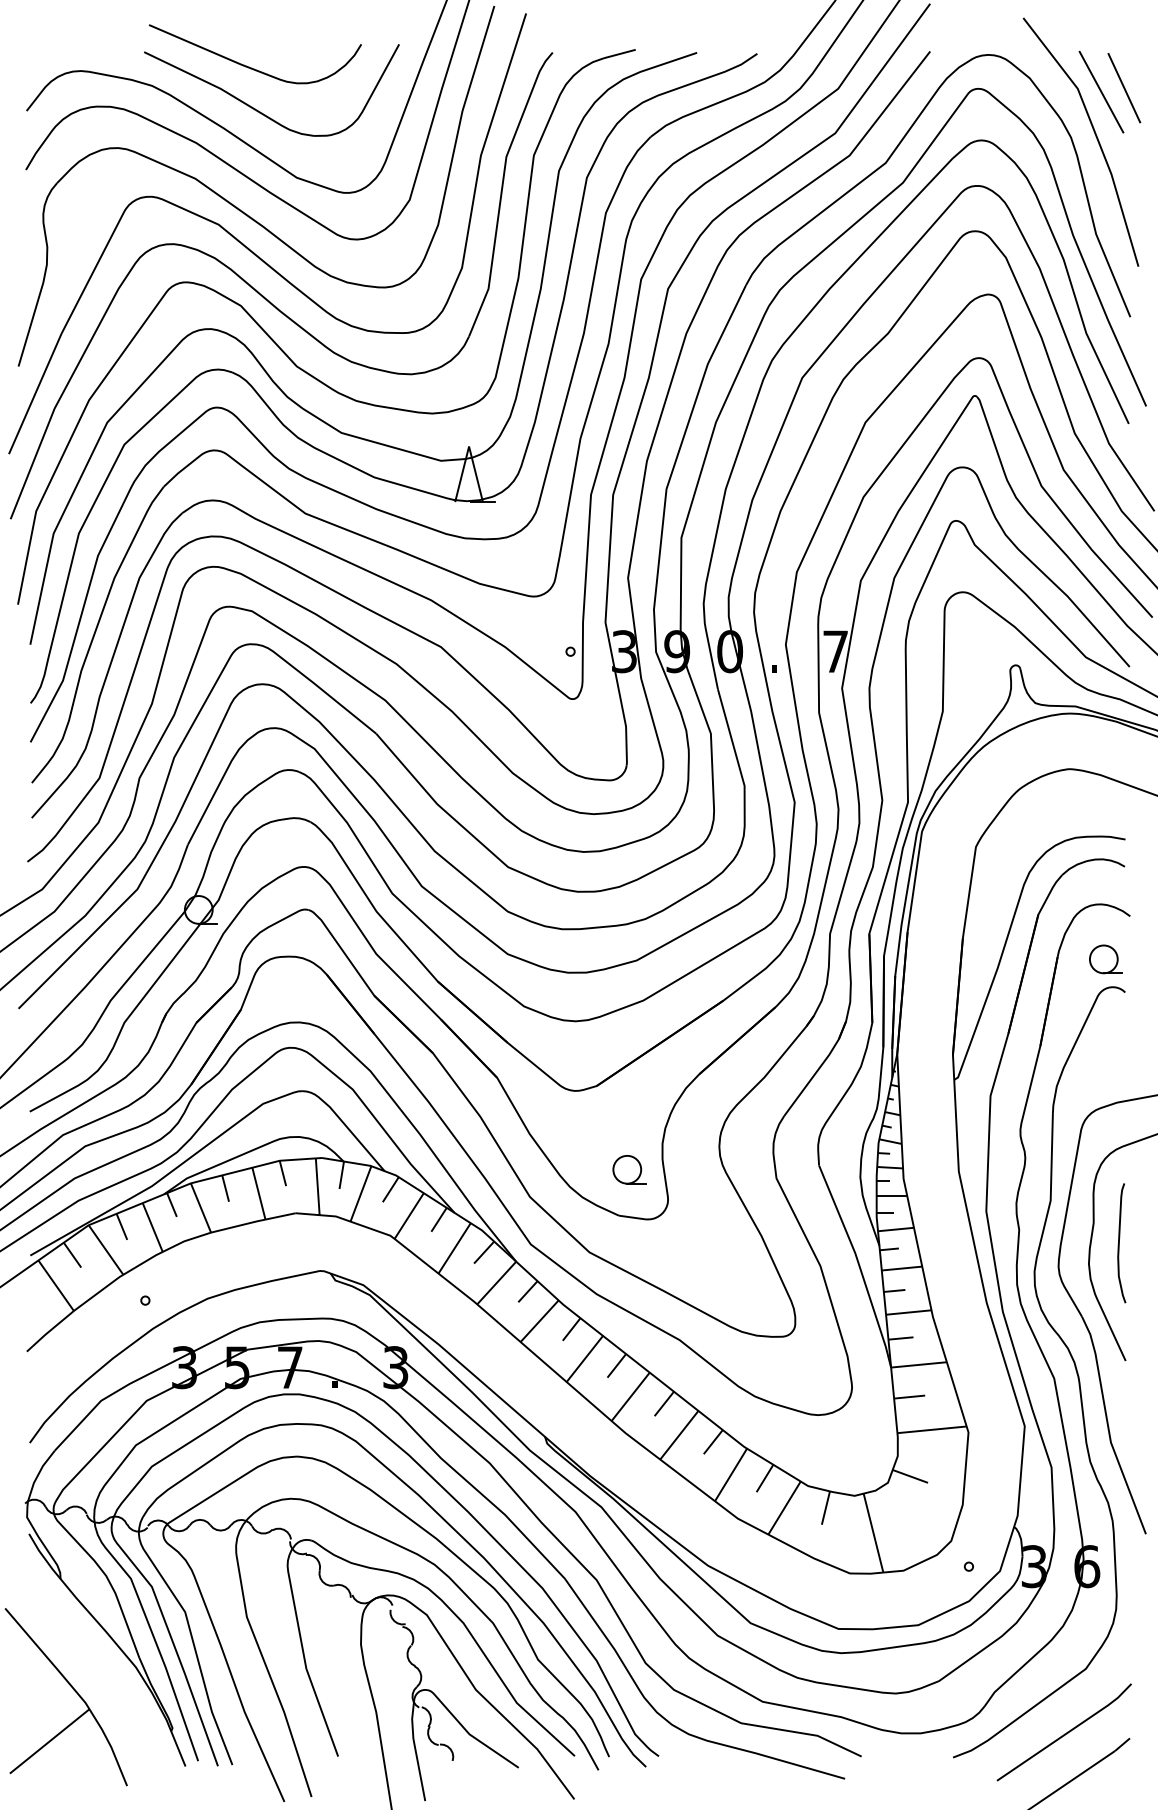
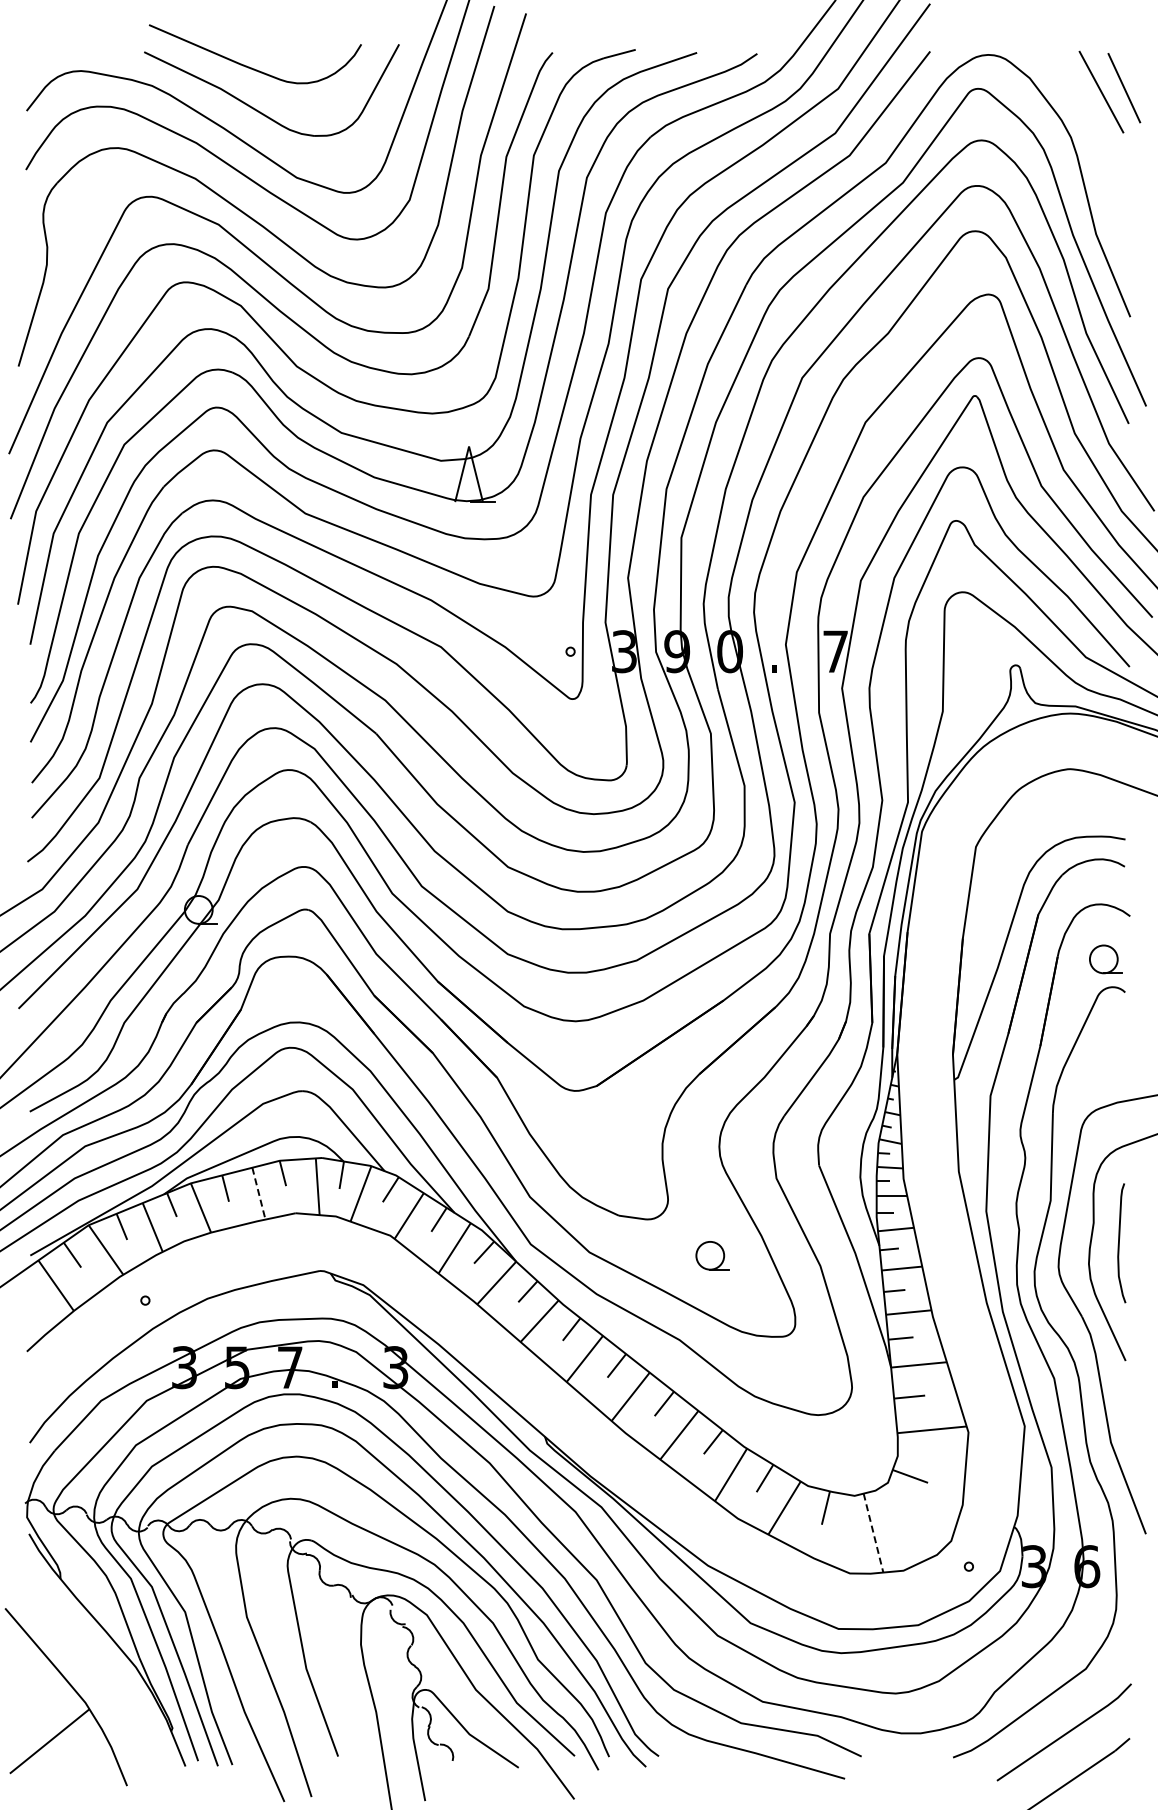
line: present -> none (1094, 134)
part position: (629, 1169) -> (712, 1255) (712, 1255)
line: solid -> dashed (258, 1193)
line: solid -> dashed (873, 1533)
